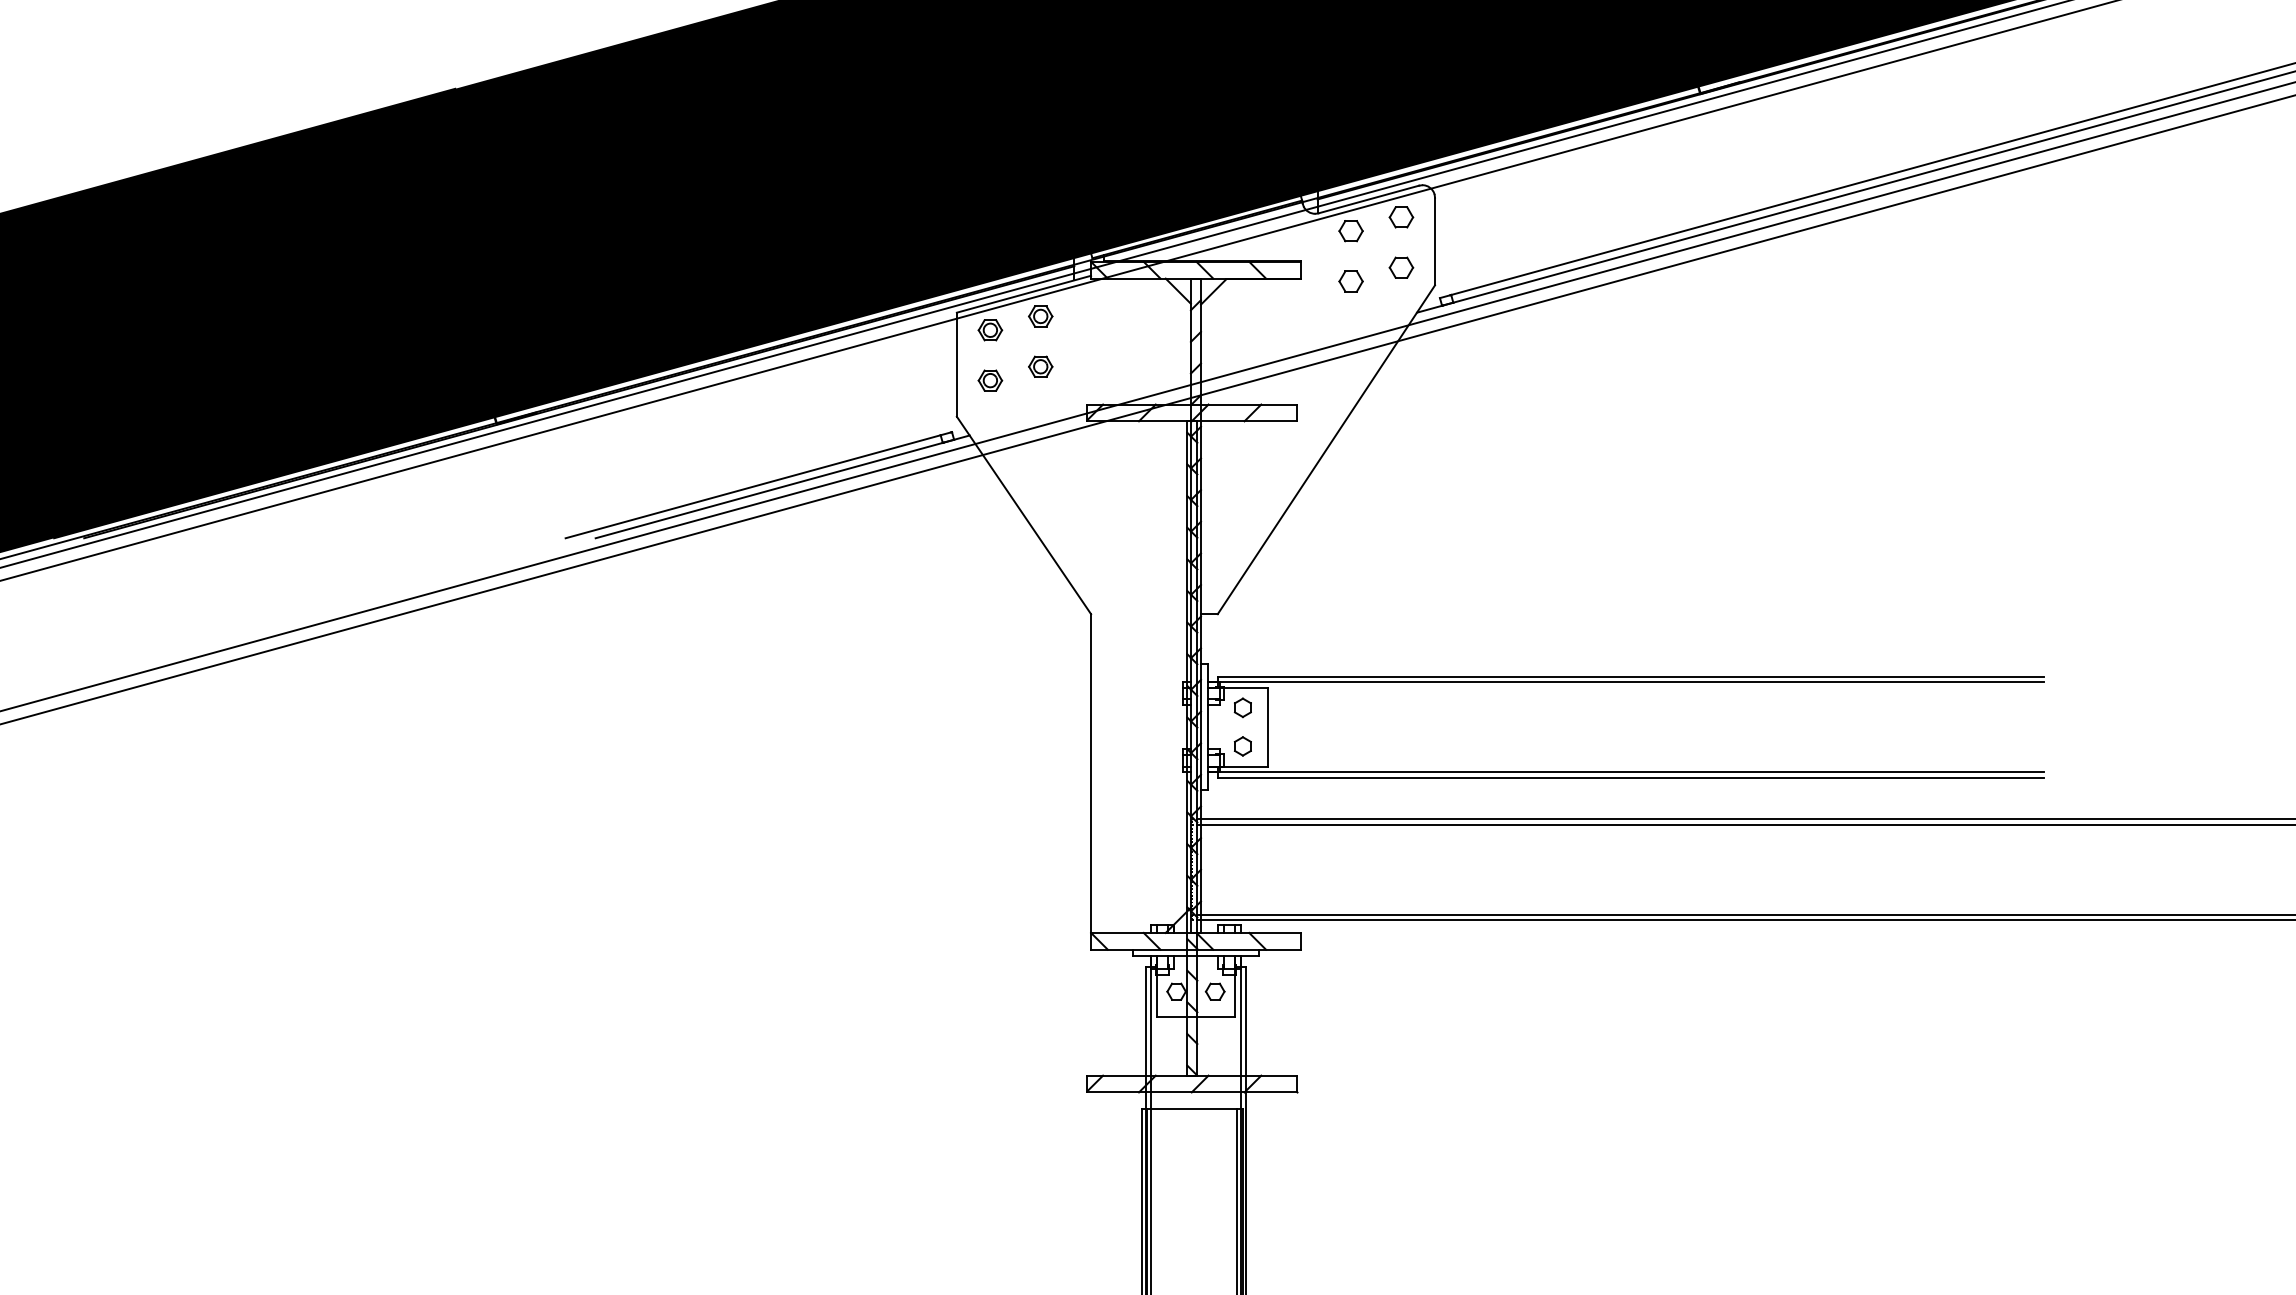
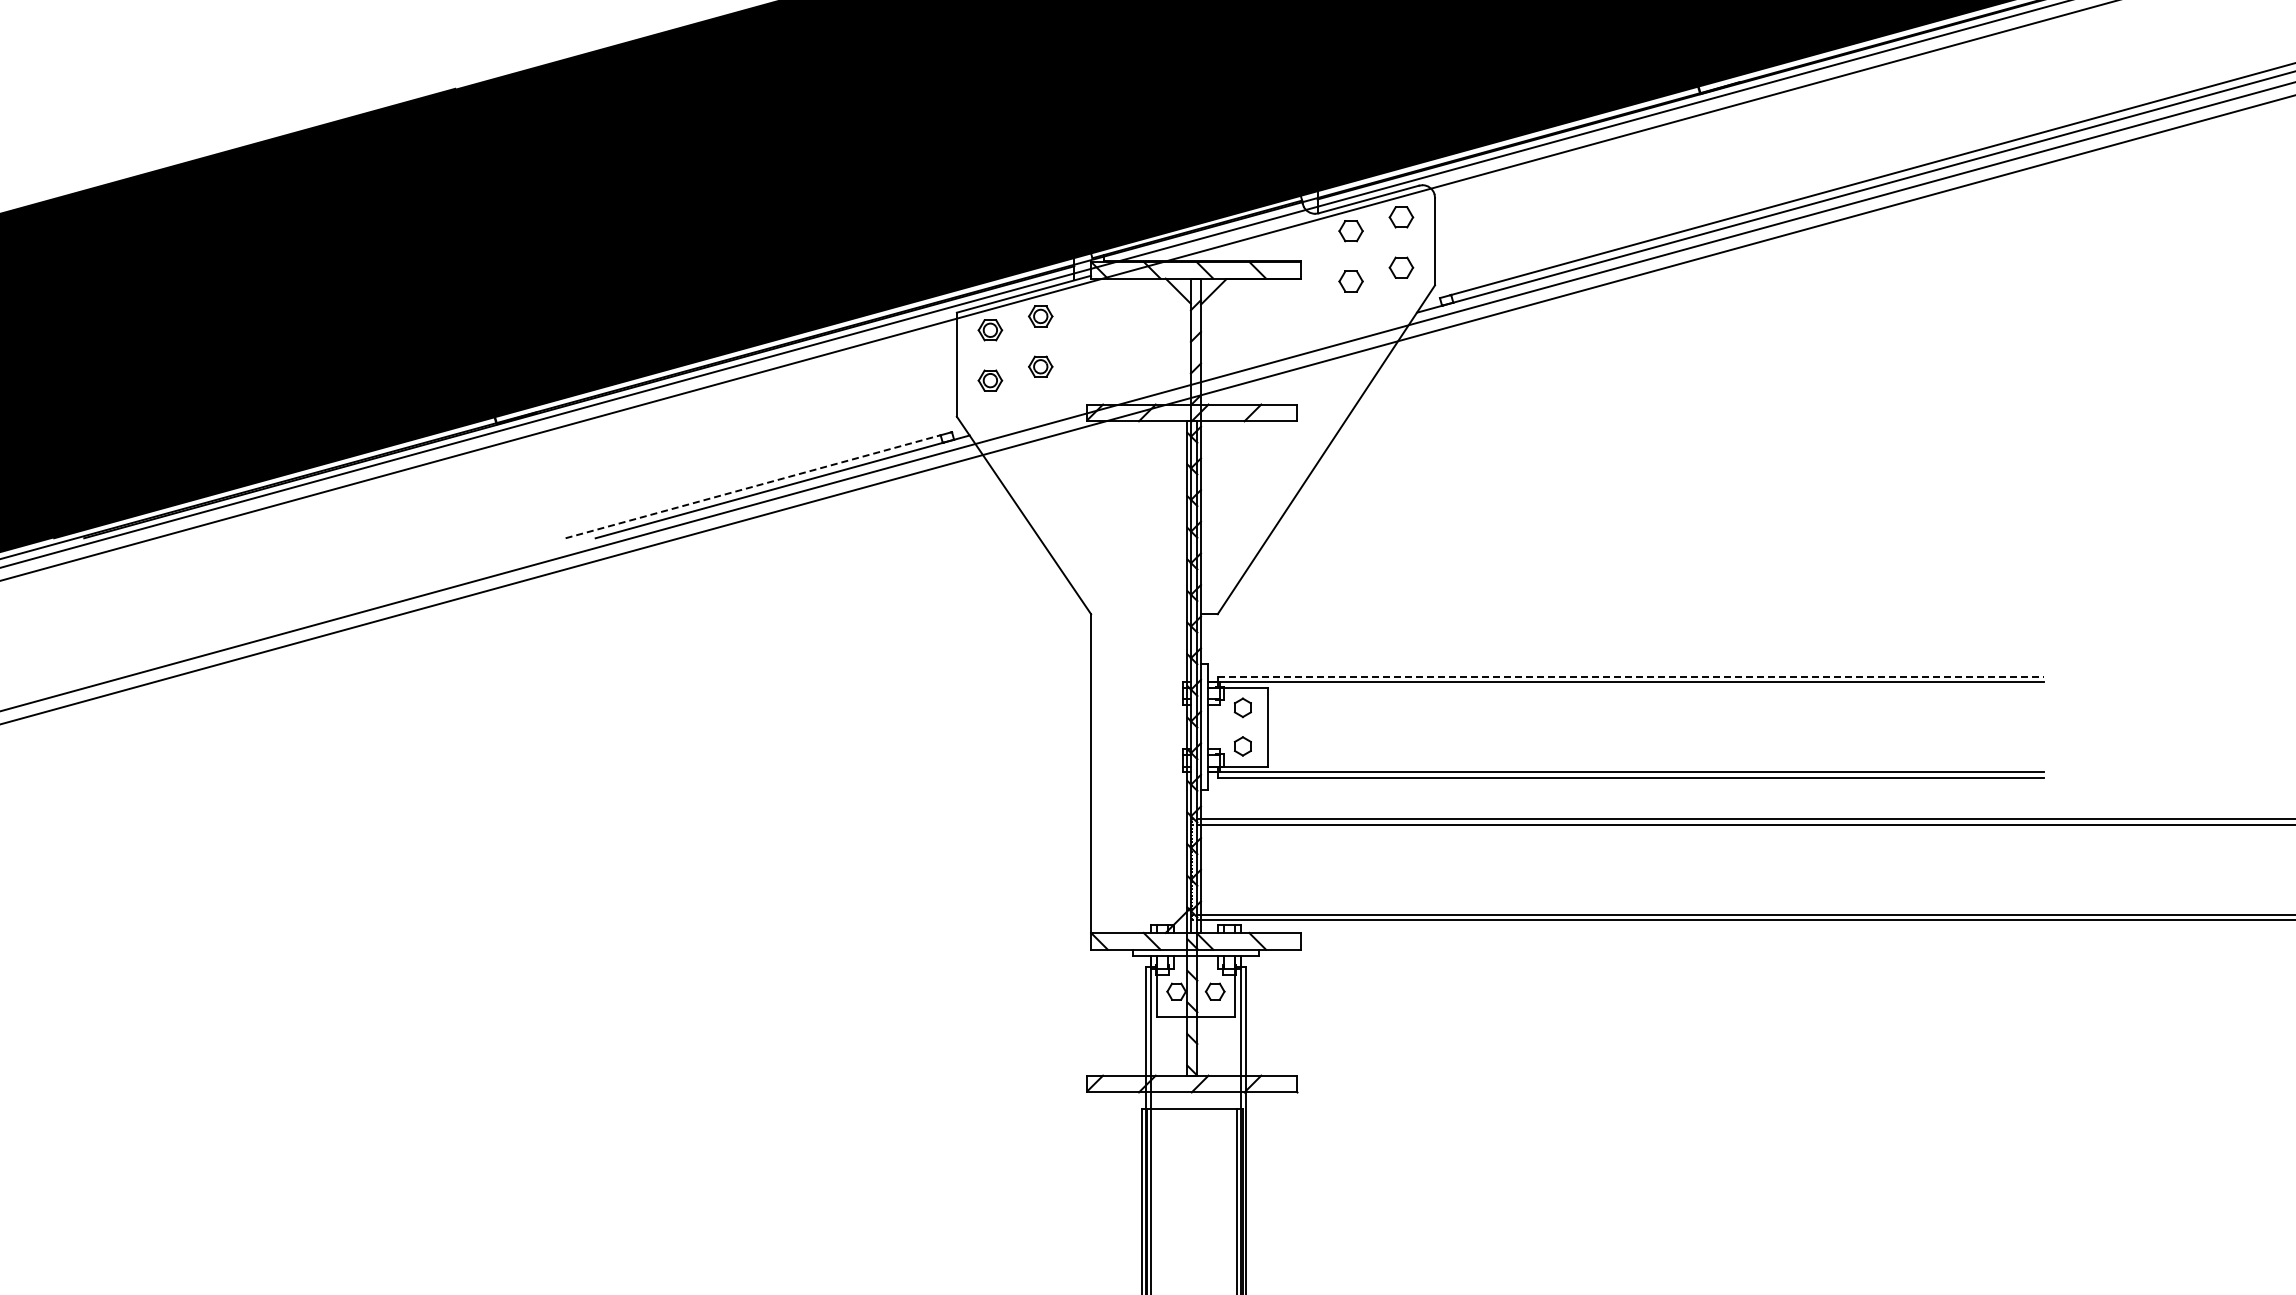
line: solid -> dashed (753, 486)
line: solid -> dashed (1631, 676)
